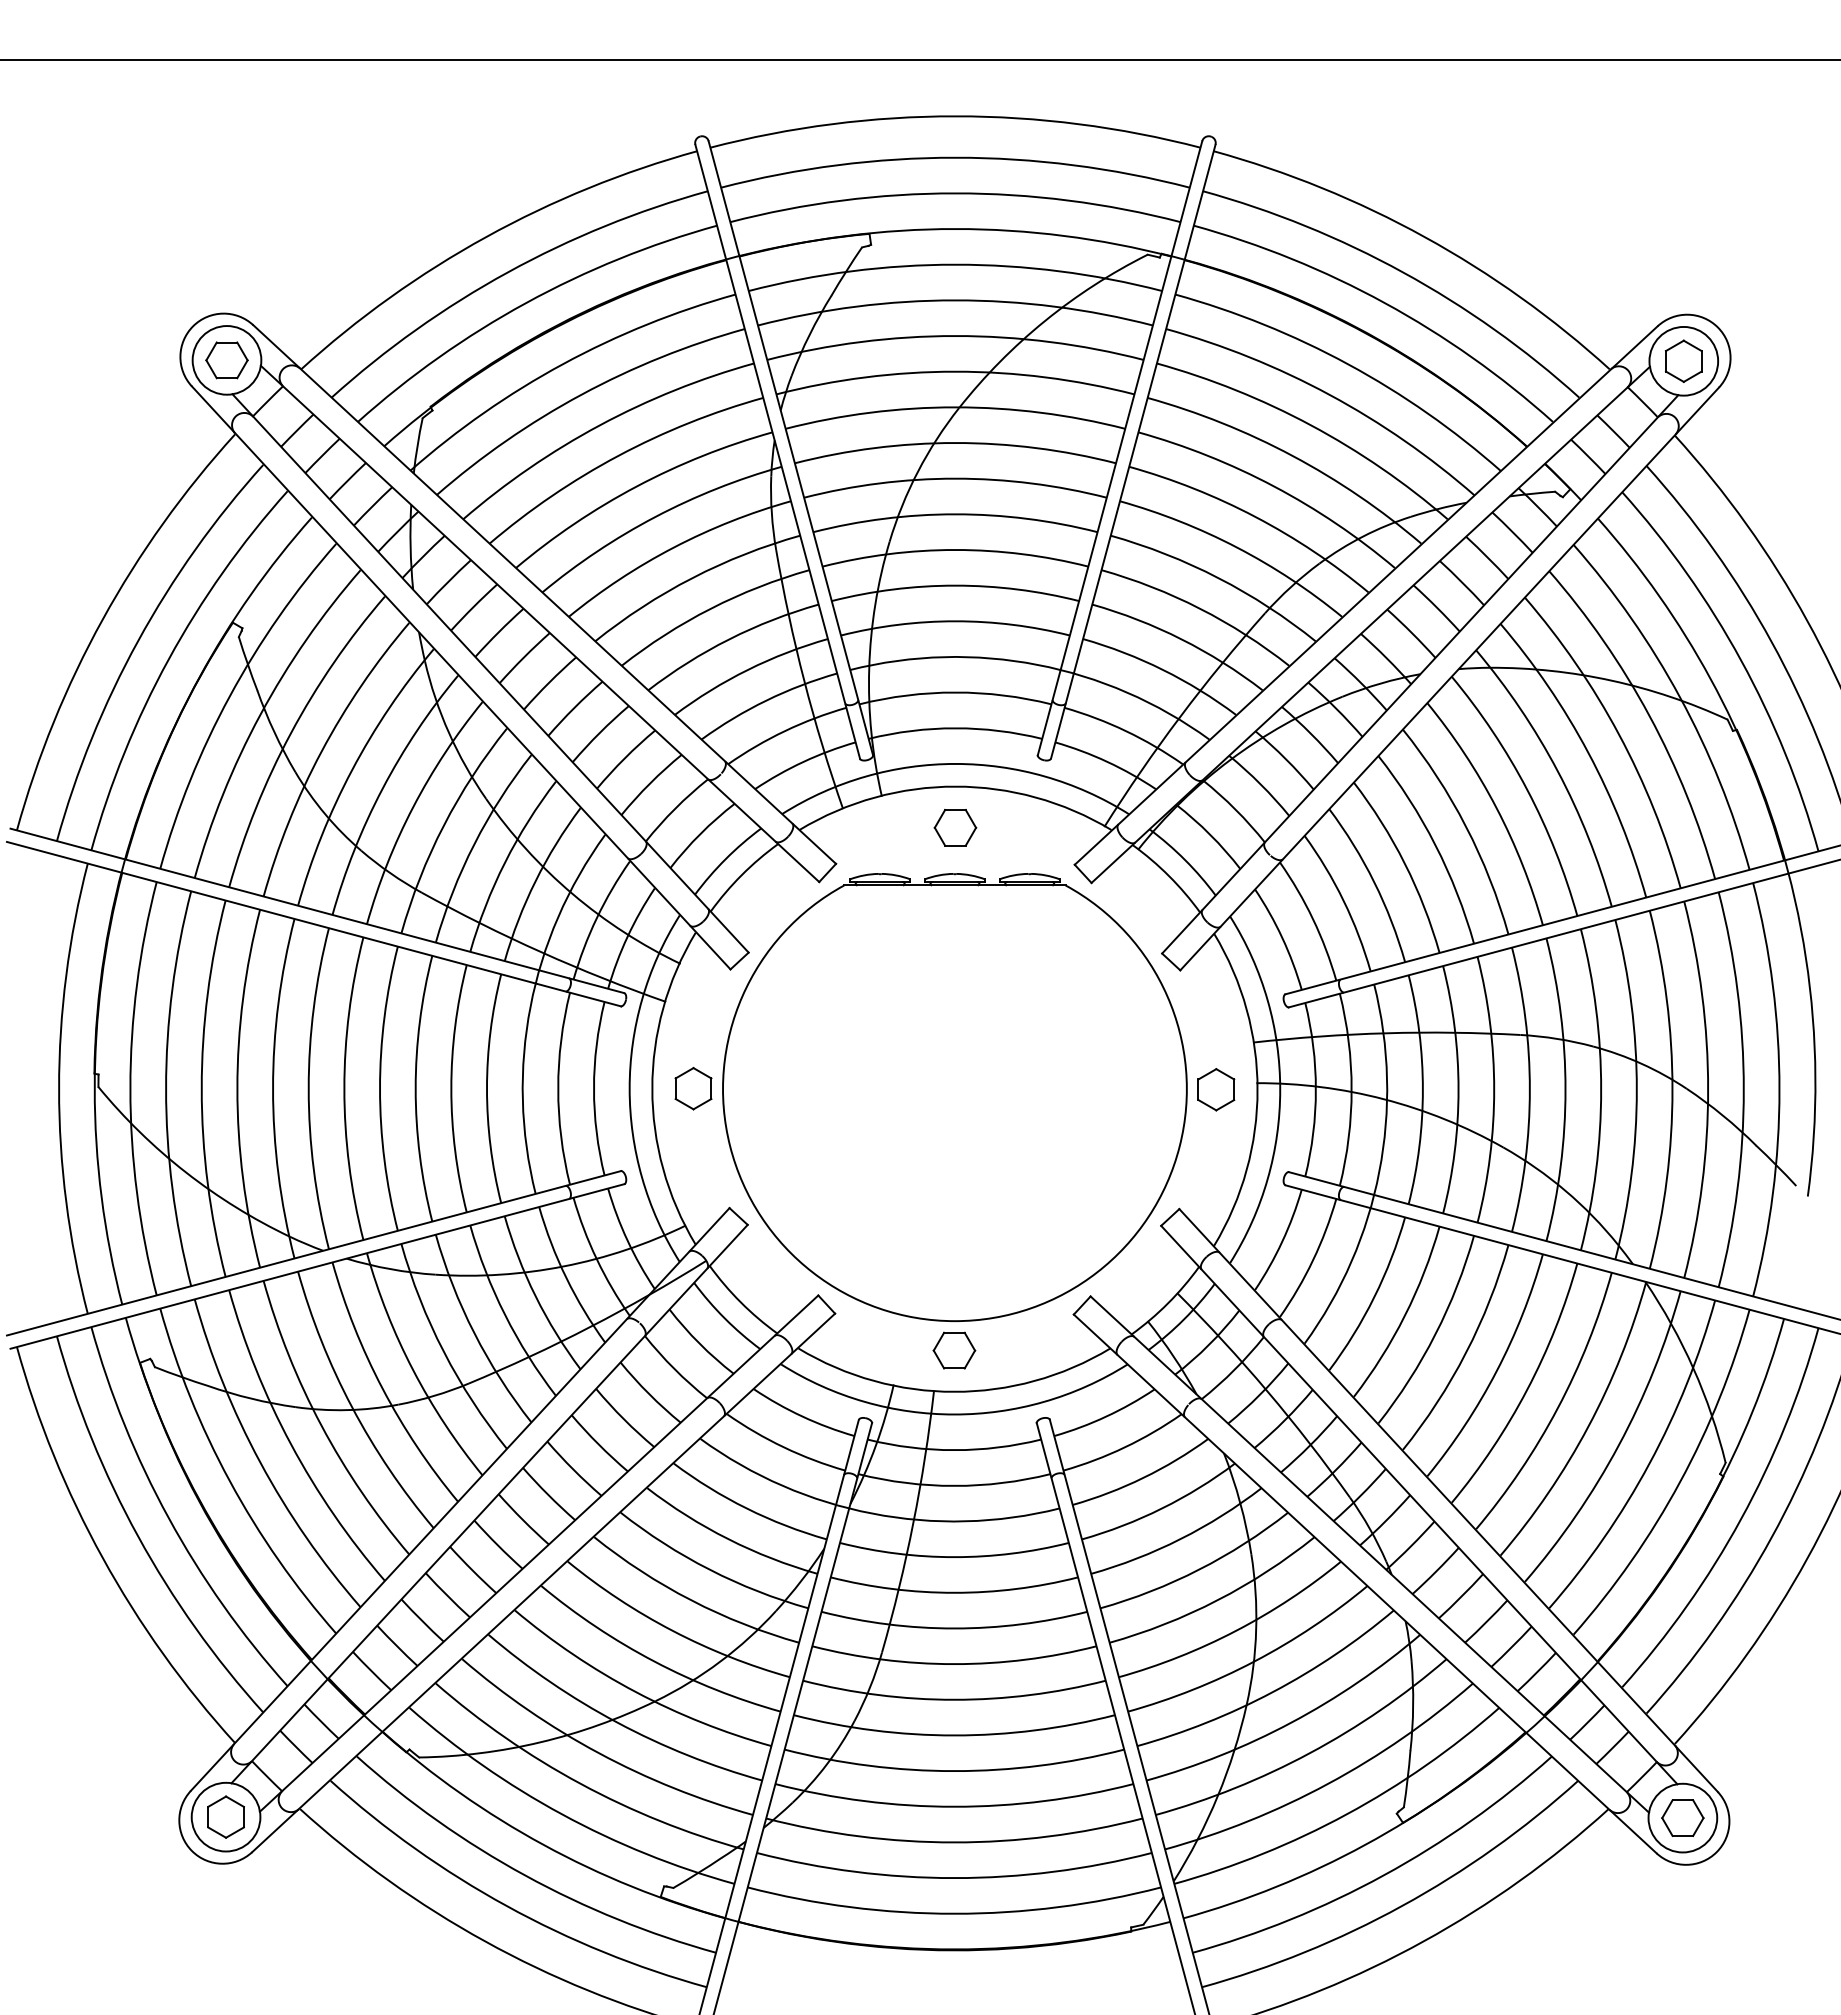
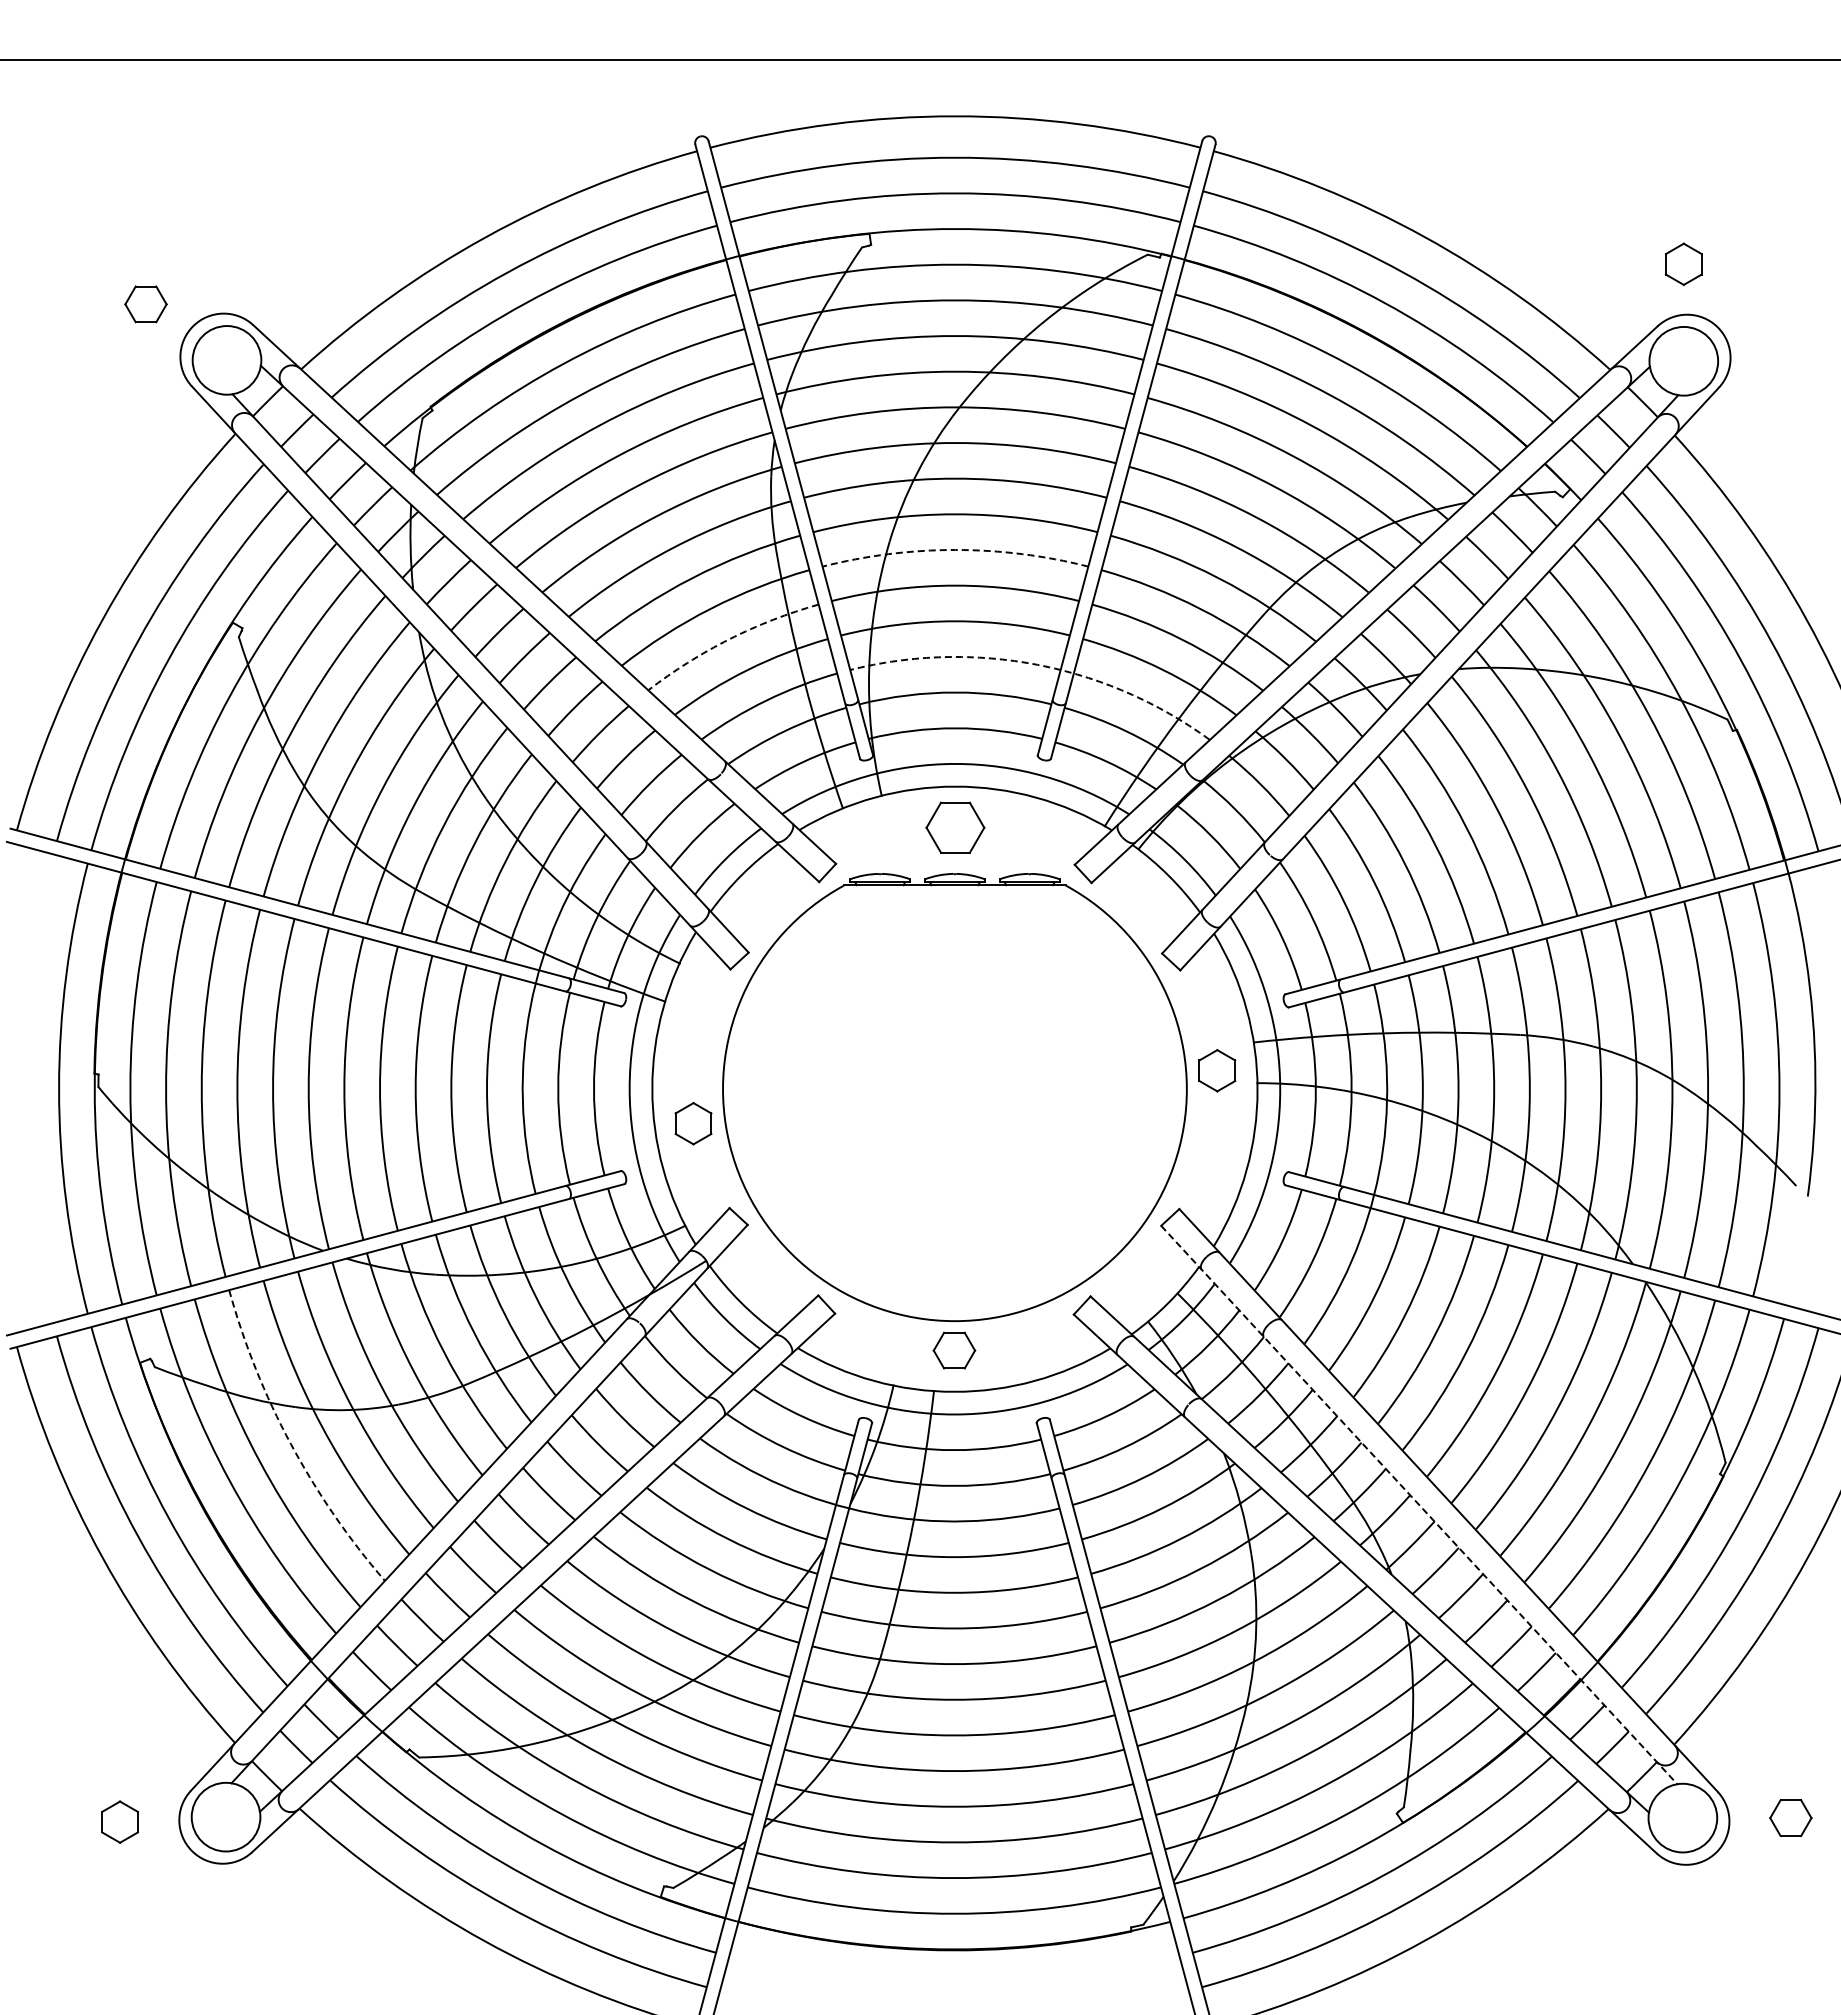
part position: (226, 360) -> (145, 304) (145, 304)
part position: (1683, 360) -> (1683, 263) (1683, 263)
arc: solid -> dashed (955, 549)
arc: solid -> dashed (729, 639)
arc: solid -> dashed (1037, 664)
part size: 45x38 px -> 61x53 px (955, 827)
part position: (693, 1088) -> (693, 1123) (693, 1123)
part position: (1216, 1089) -> (1217, 1070) (1217, 1070)
arc: solid -> dashed (290, 1444)
line: solid -> dashed (1419, 1505)
part position: (225, 1816) -> (119, 1821) (119, 1821)
part position: (1682, 1817) -> (1790, 1817) (1790, 1817)
